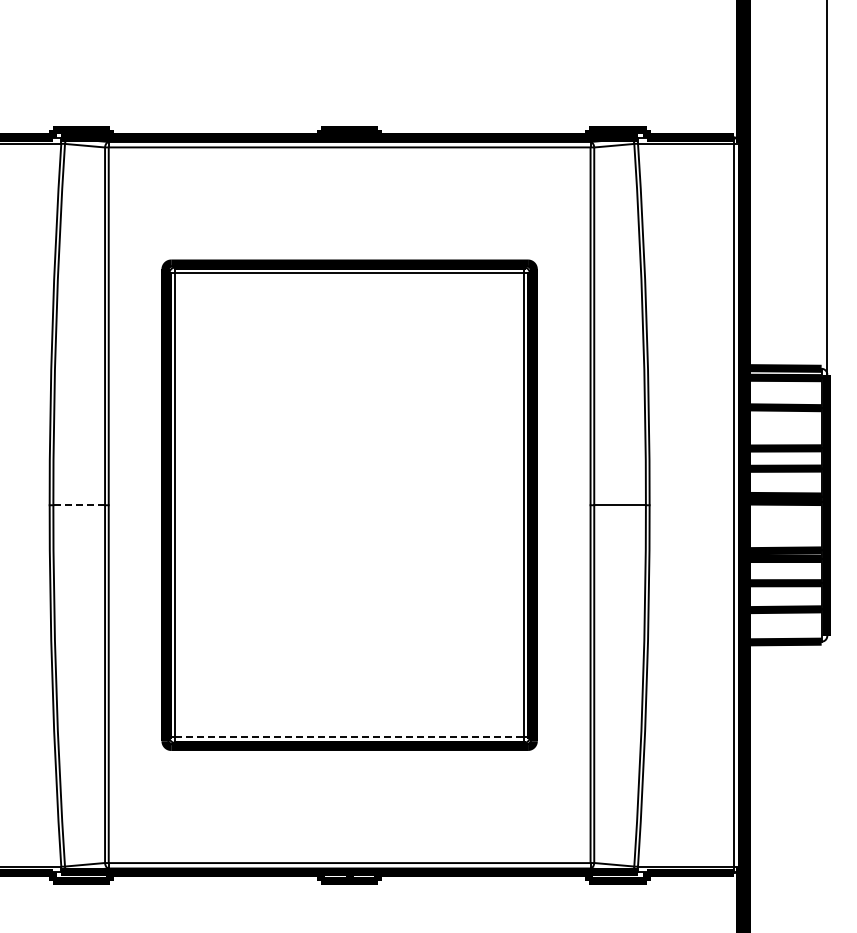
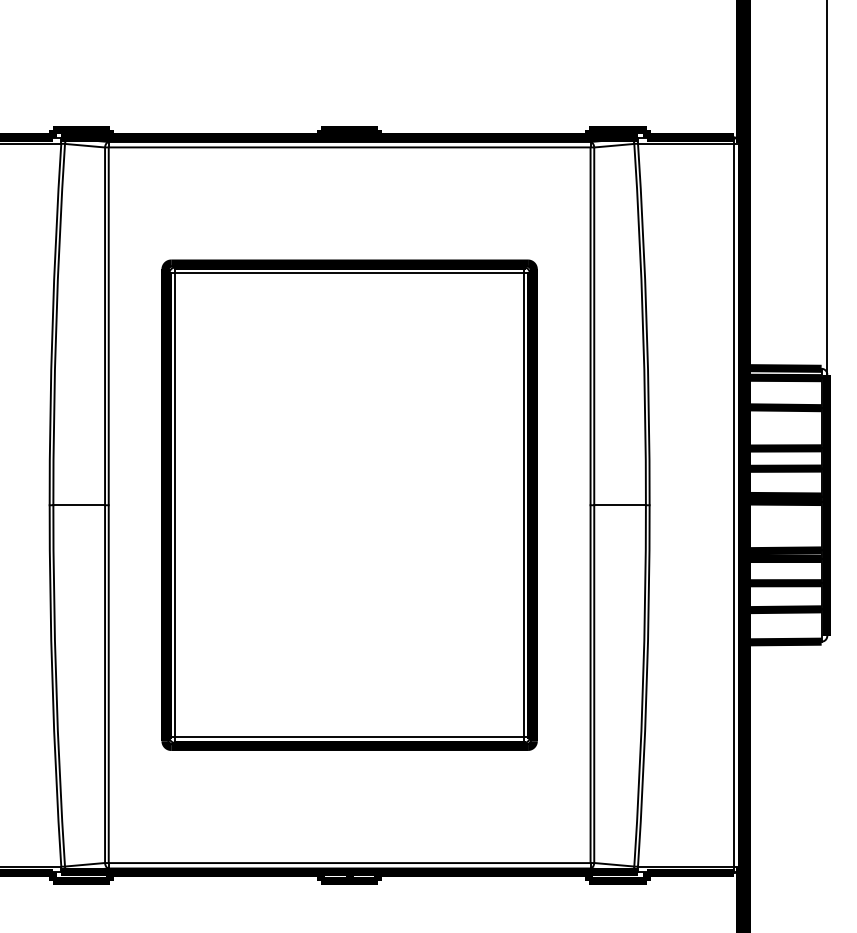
line: dashed -> solid (79, 505)
line: dashed -> solid (350, 737)
